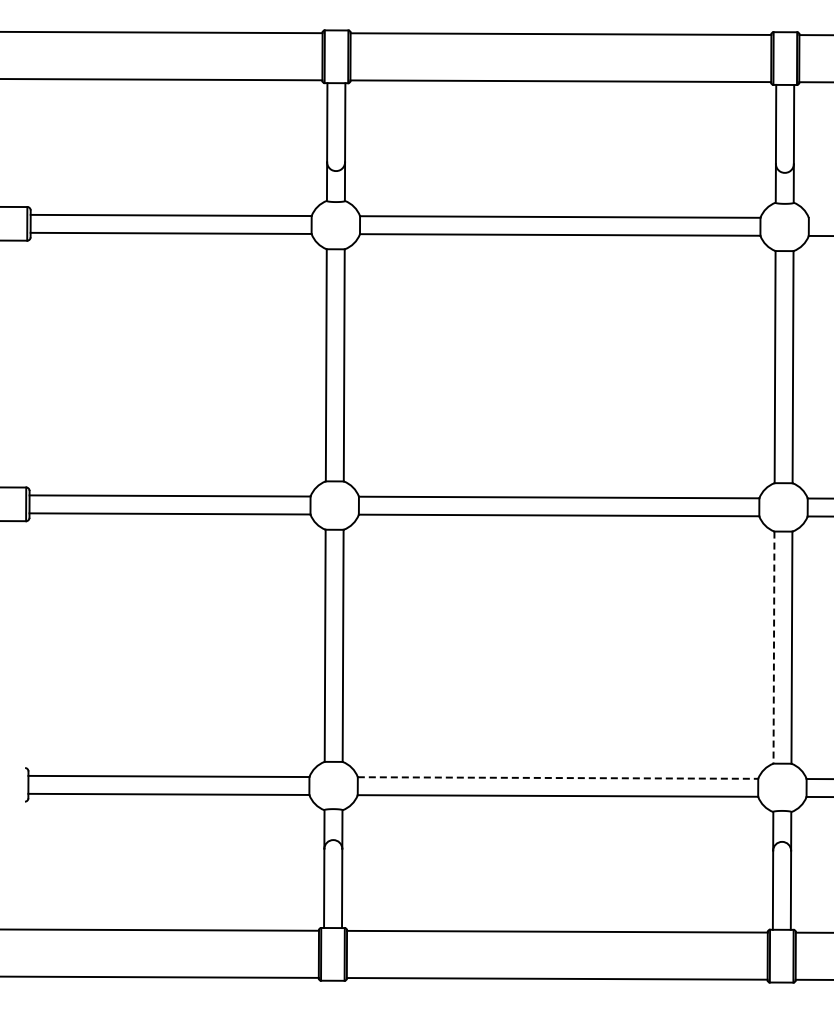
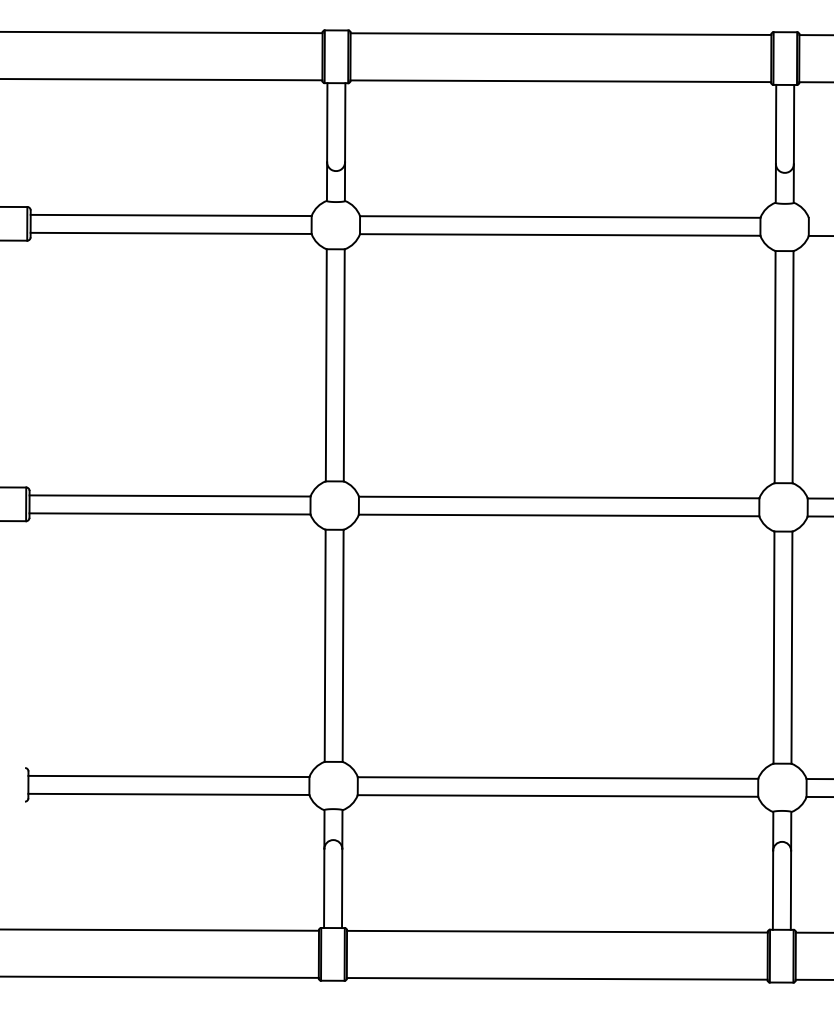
line: dashed -> solid (773, 648)
line: dashed -> solid (558, 778)
